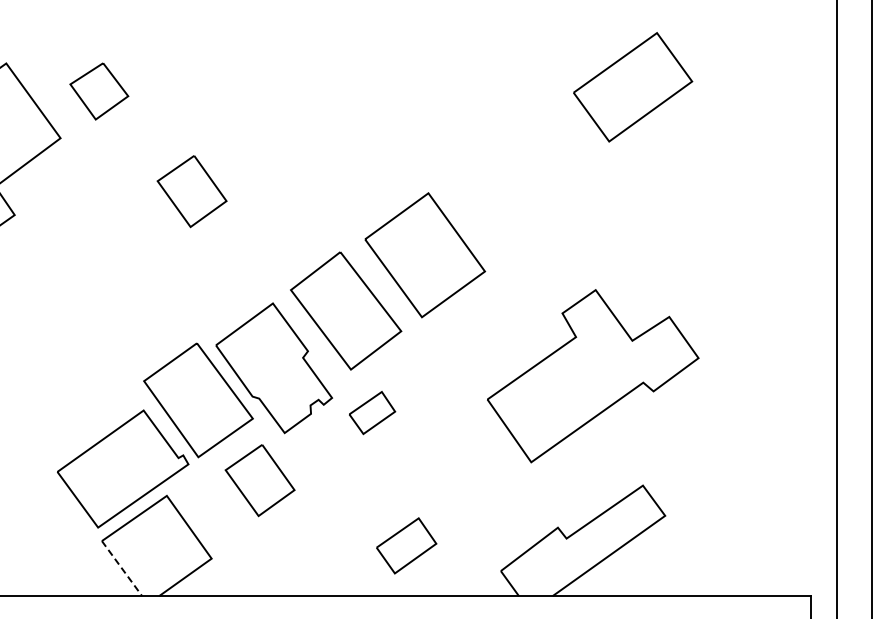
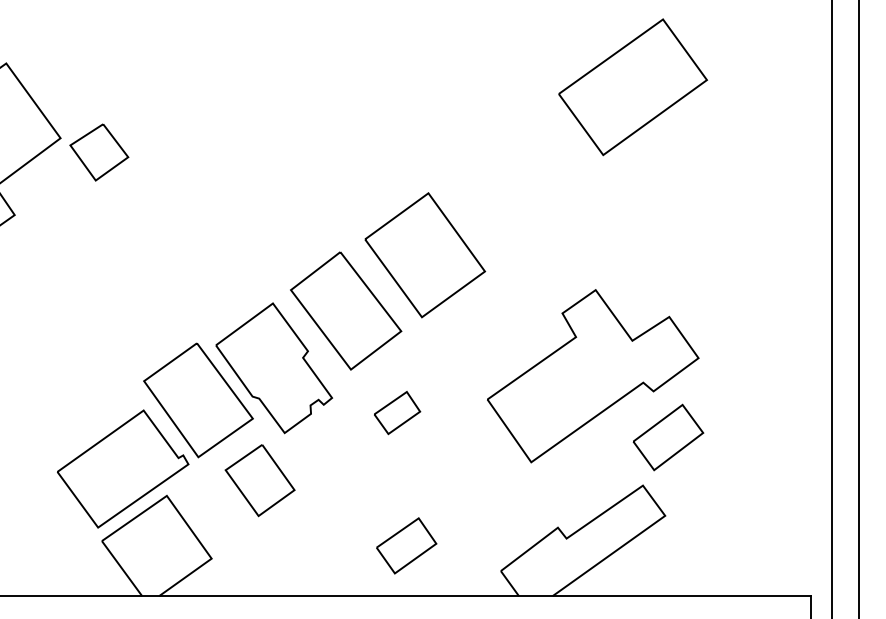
part size: 121x111 px -> 150x139 px (632, 87)
part position: (99, 91) -> (99, 152) (99, 152)
part: present -> none (191, 191)
line position: (837, 308) -> (832, 308) (832, 308)
line position: (872, 308) -> (859, 308) (859, 308)
part position: (372, 413) -> (397, 413) (397, 413)
part: none -> present (668, 437)
line: dashed -> solid (122, 568)
